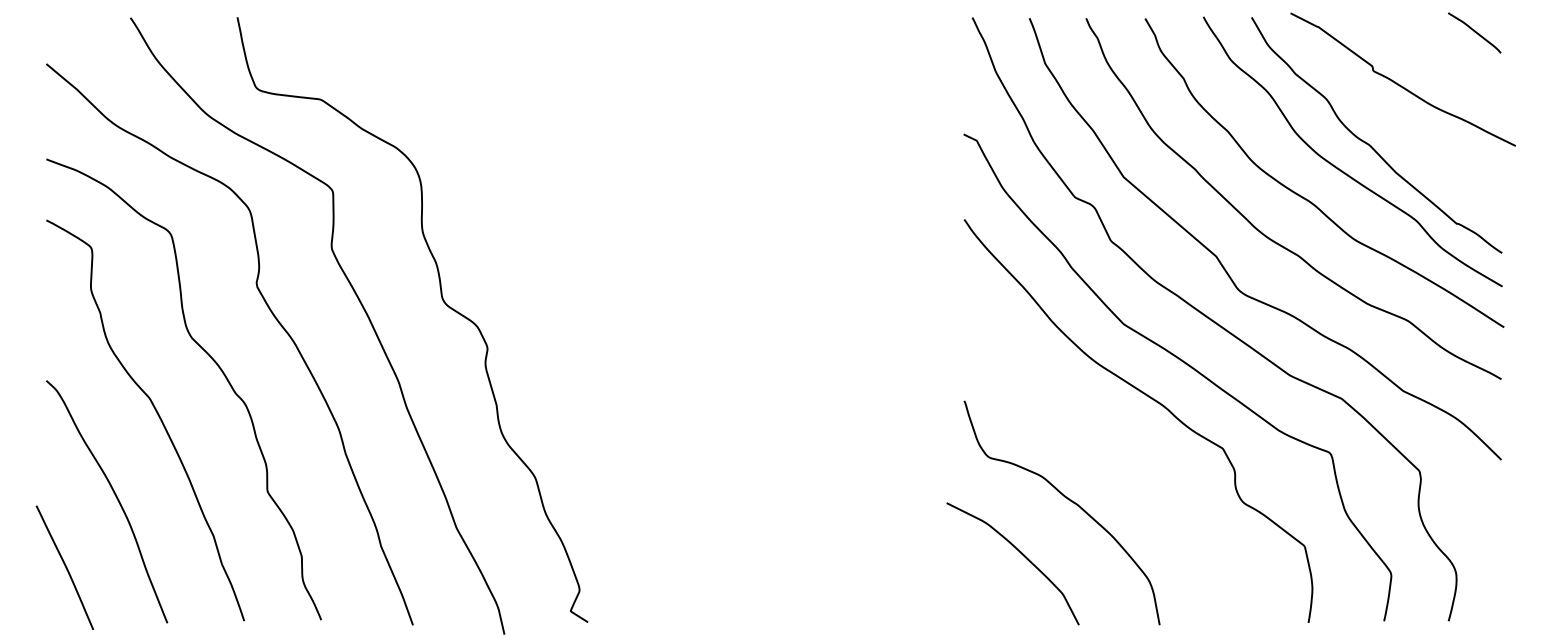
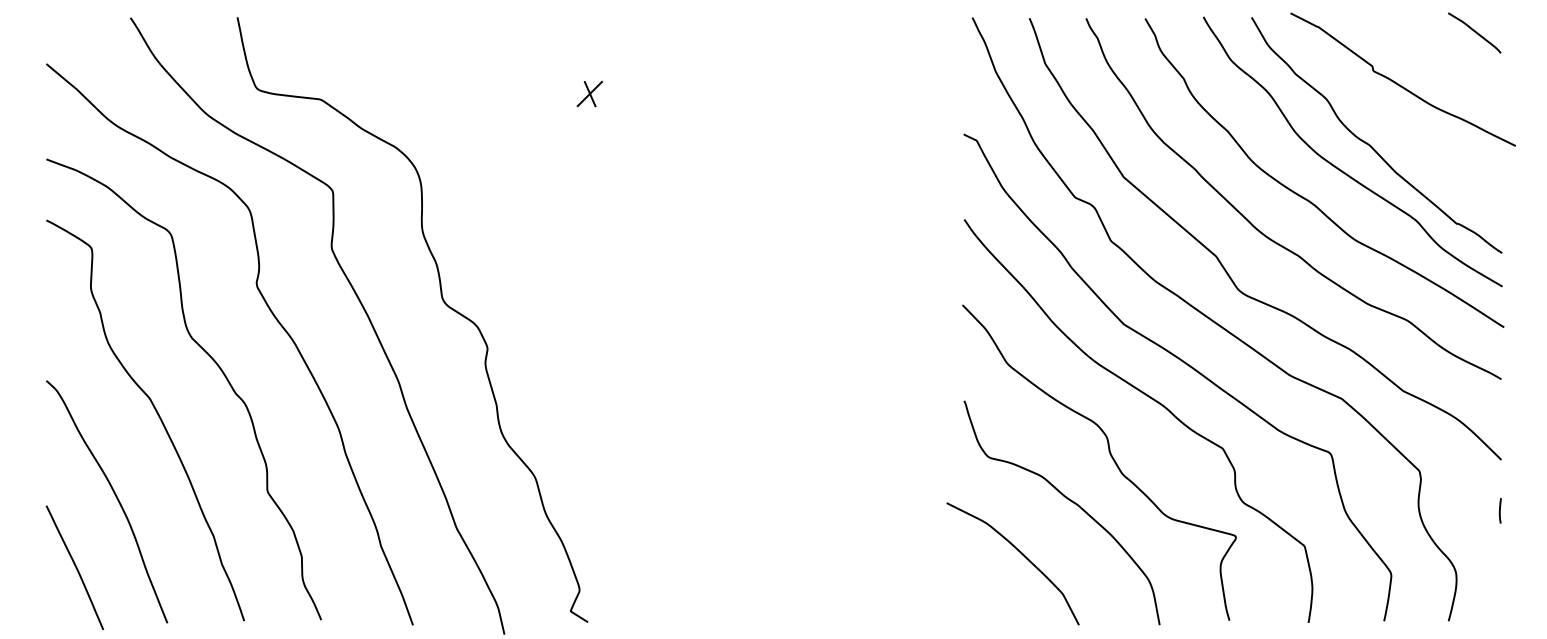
part: none -> present (589, 94)
curve: none -> present (1110, 456)
line: none -> present (1499, 510)
curve position: (64, 566) -> (74, 566) (74, 566)
